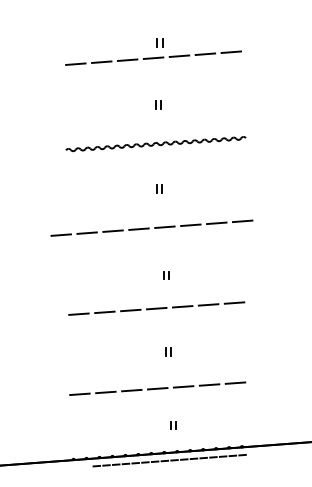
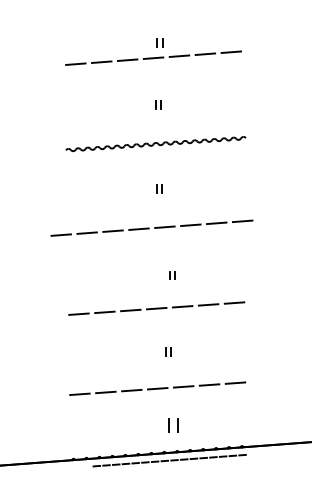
part position: (166, 275) -> (172, 275) (172, 275)
part size: 7x9 px -> 11x15 px (173, 425)
